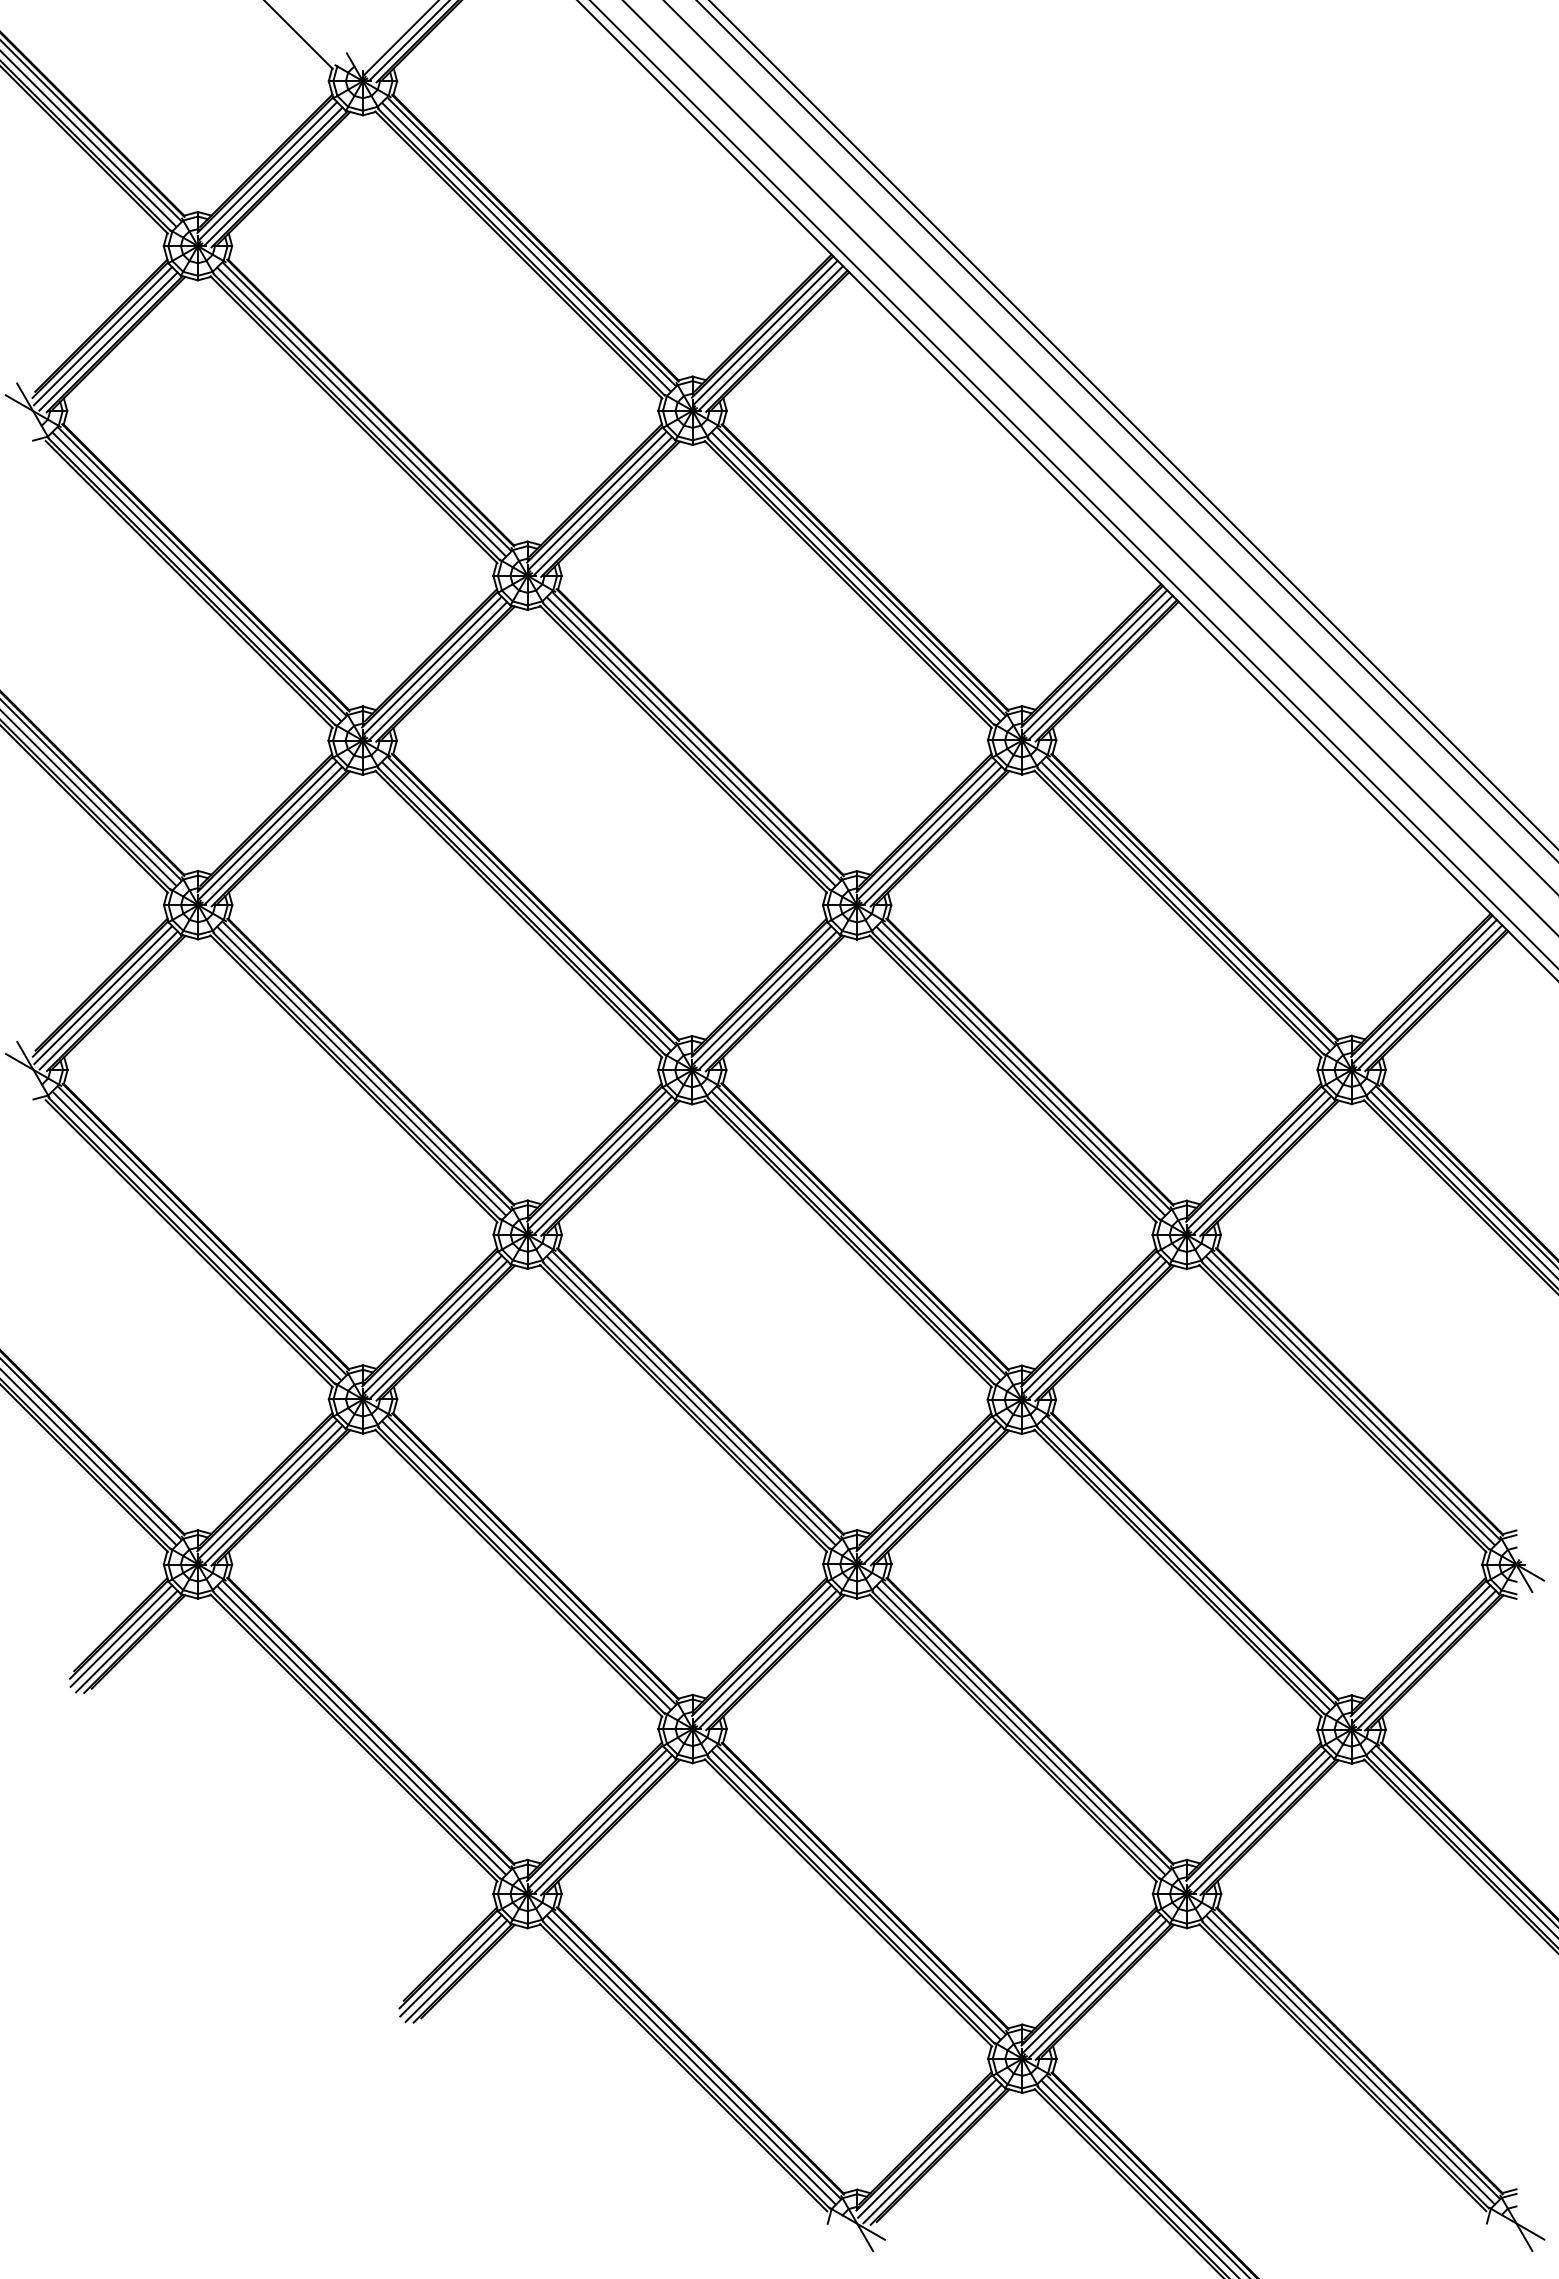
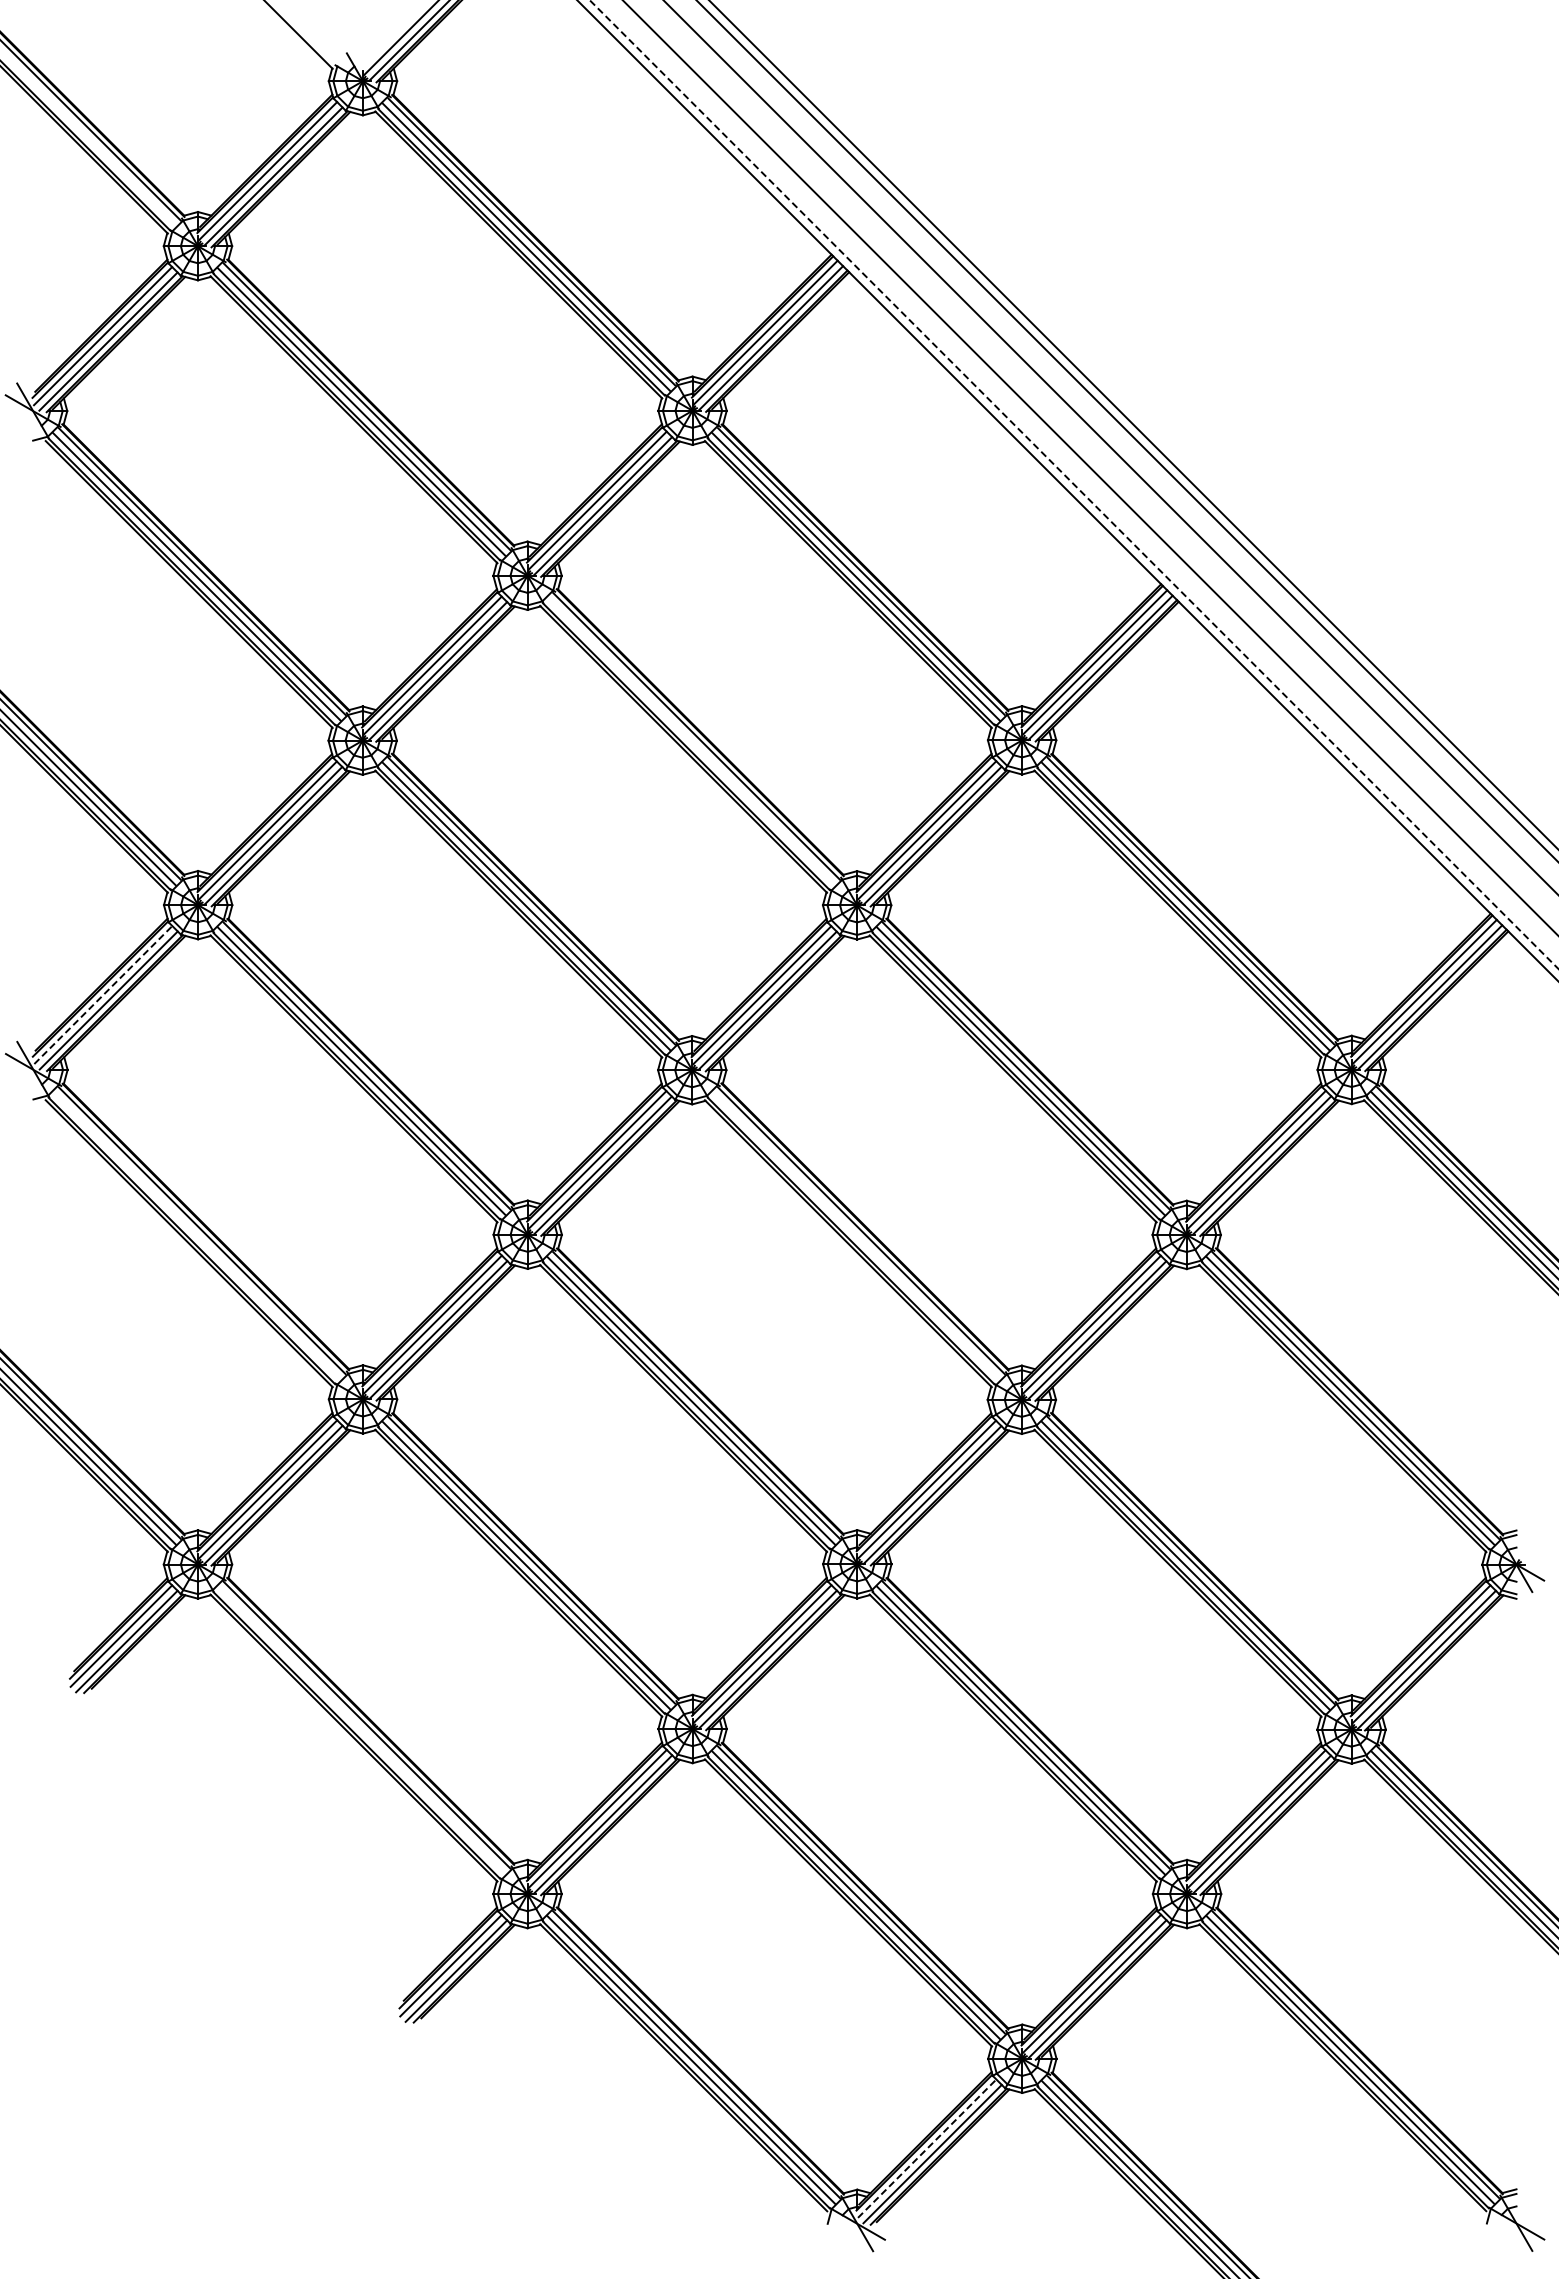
line: present -> none (88, 139)
line: solid -> dashed (1073, 484)
line: present -> none (691, 741)
line: solid -> dashed (103, 995)
line: present -> none (196, 1235)
line: present -> none (855, 1235)
line: present -> none (361, 1730)
line: solid -> dashed (927, 2148)
